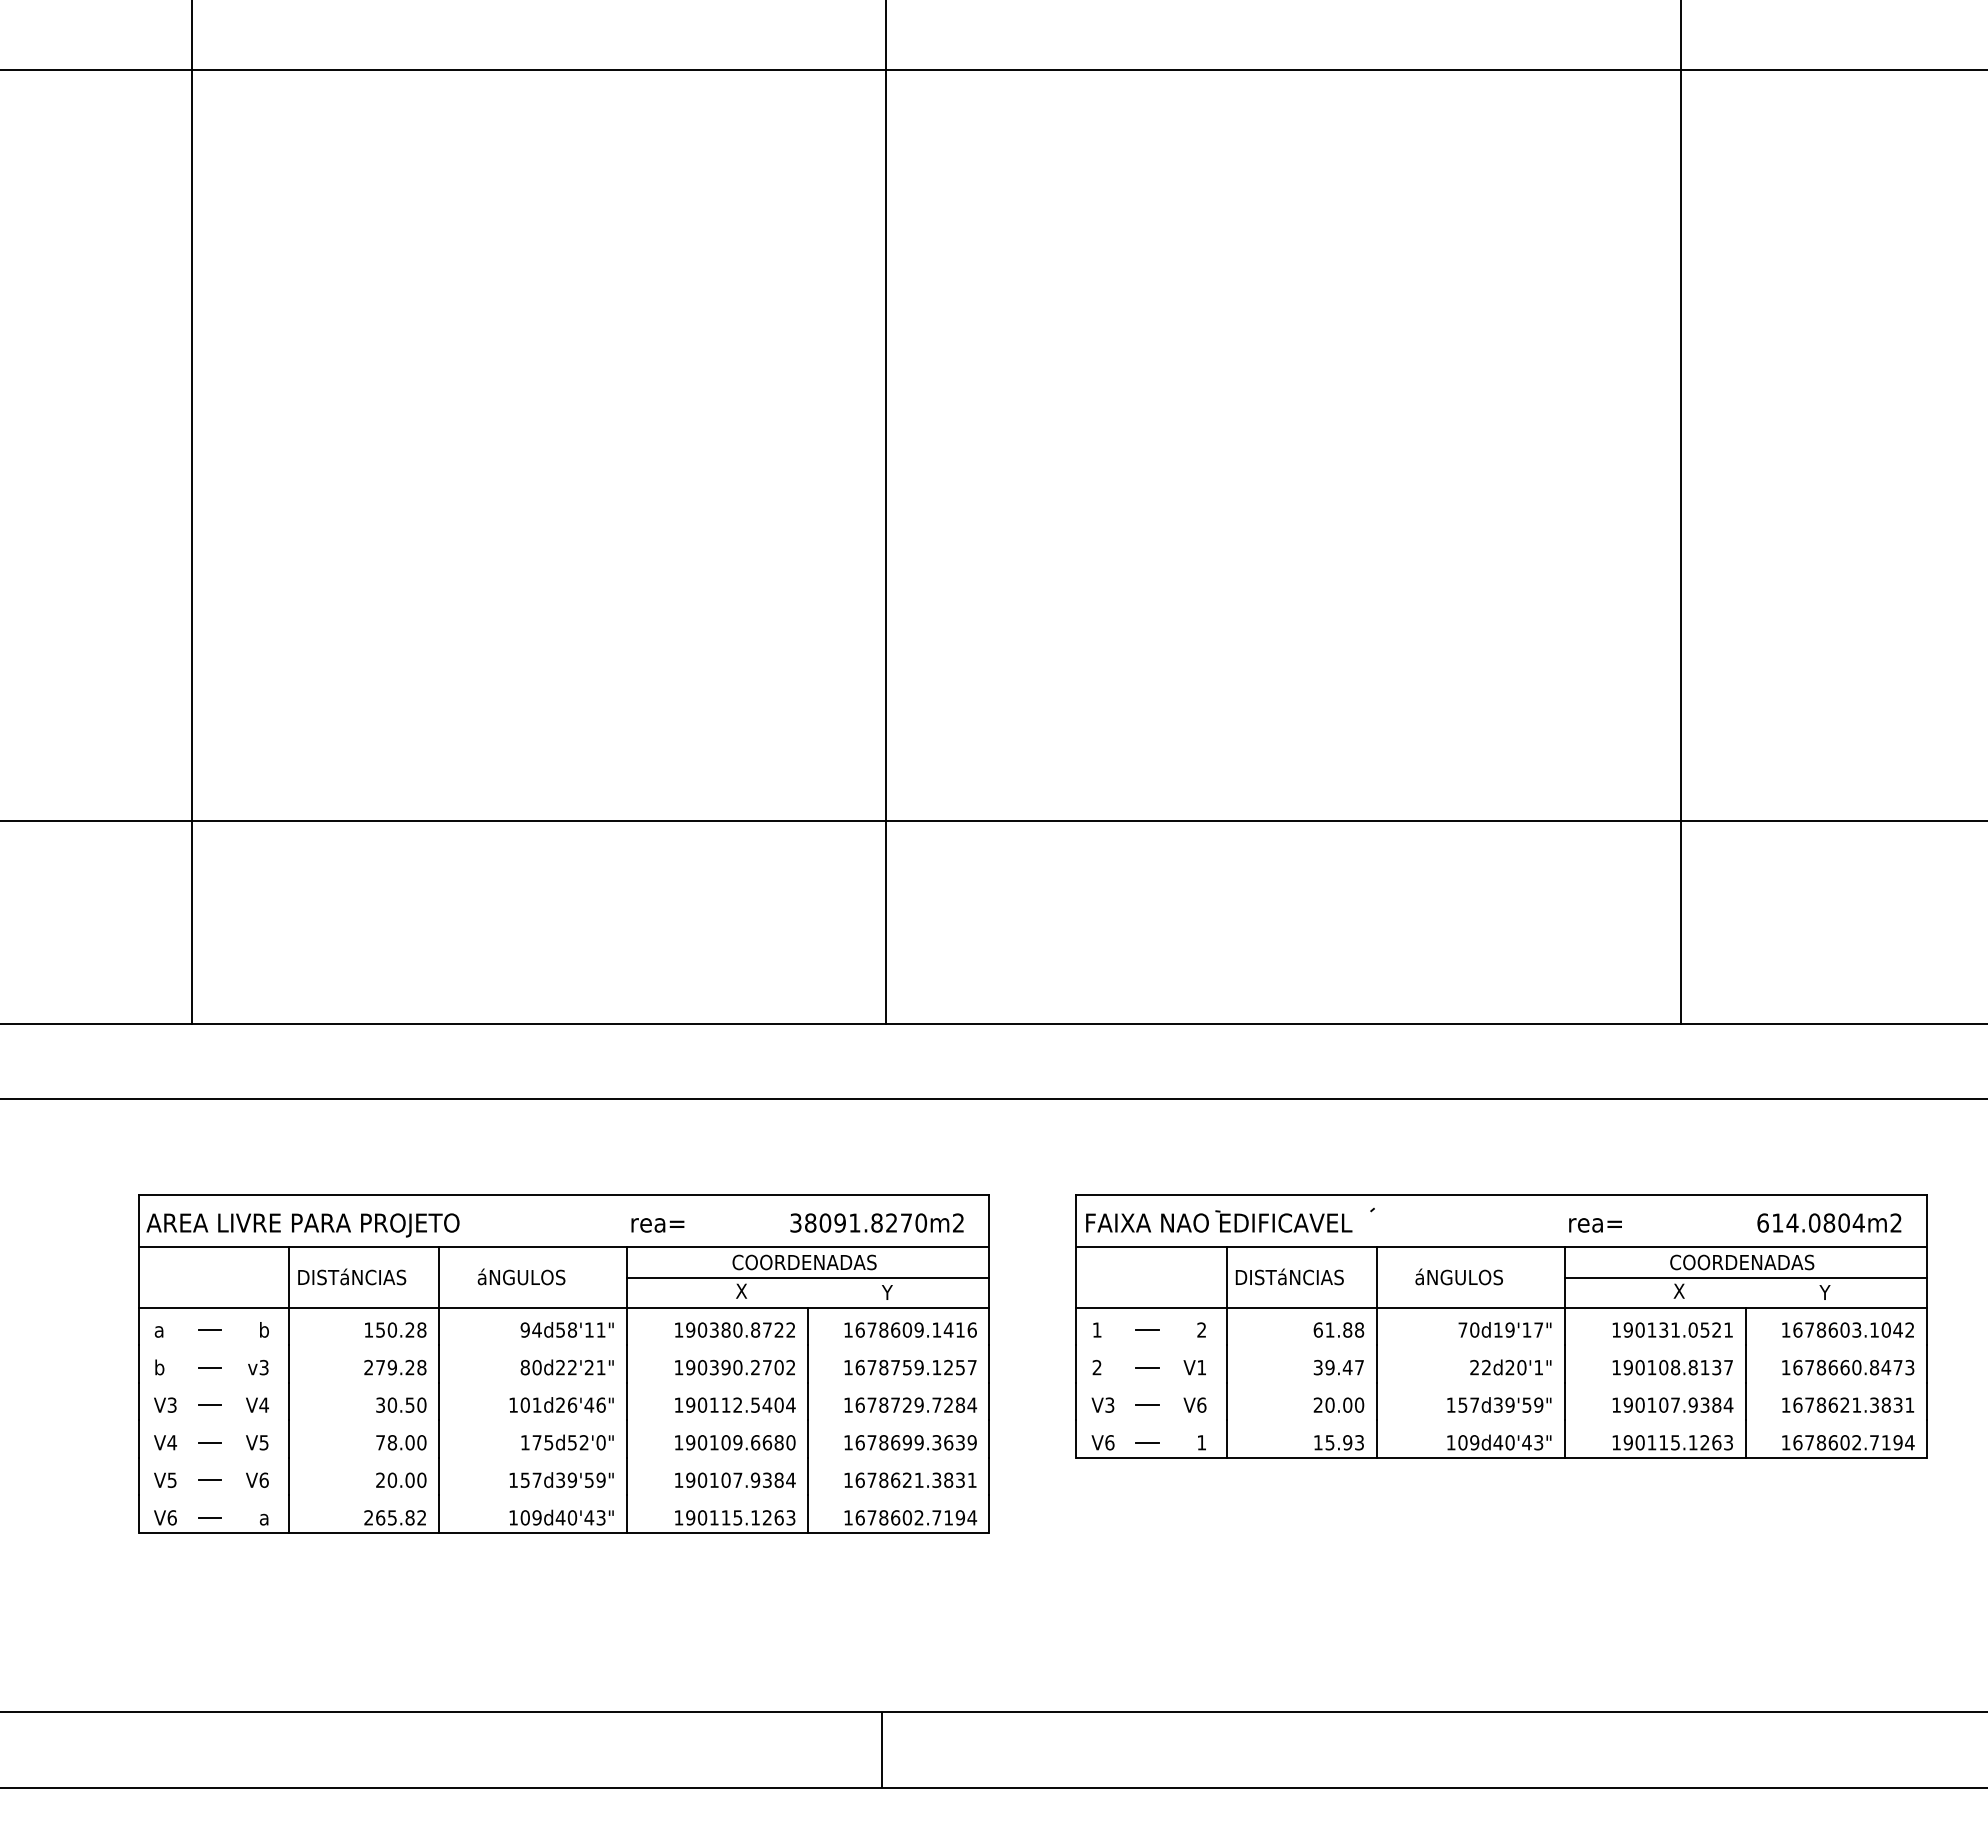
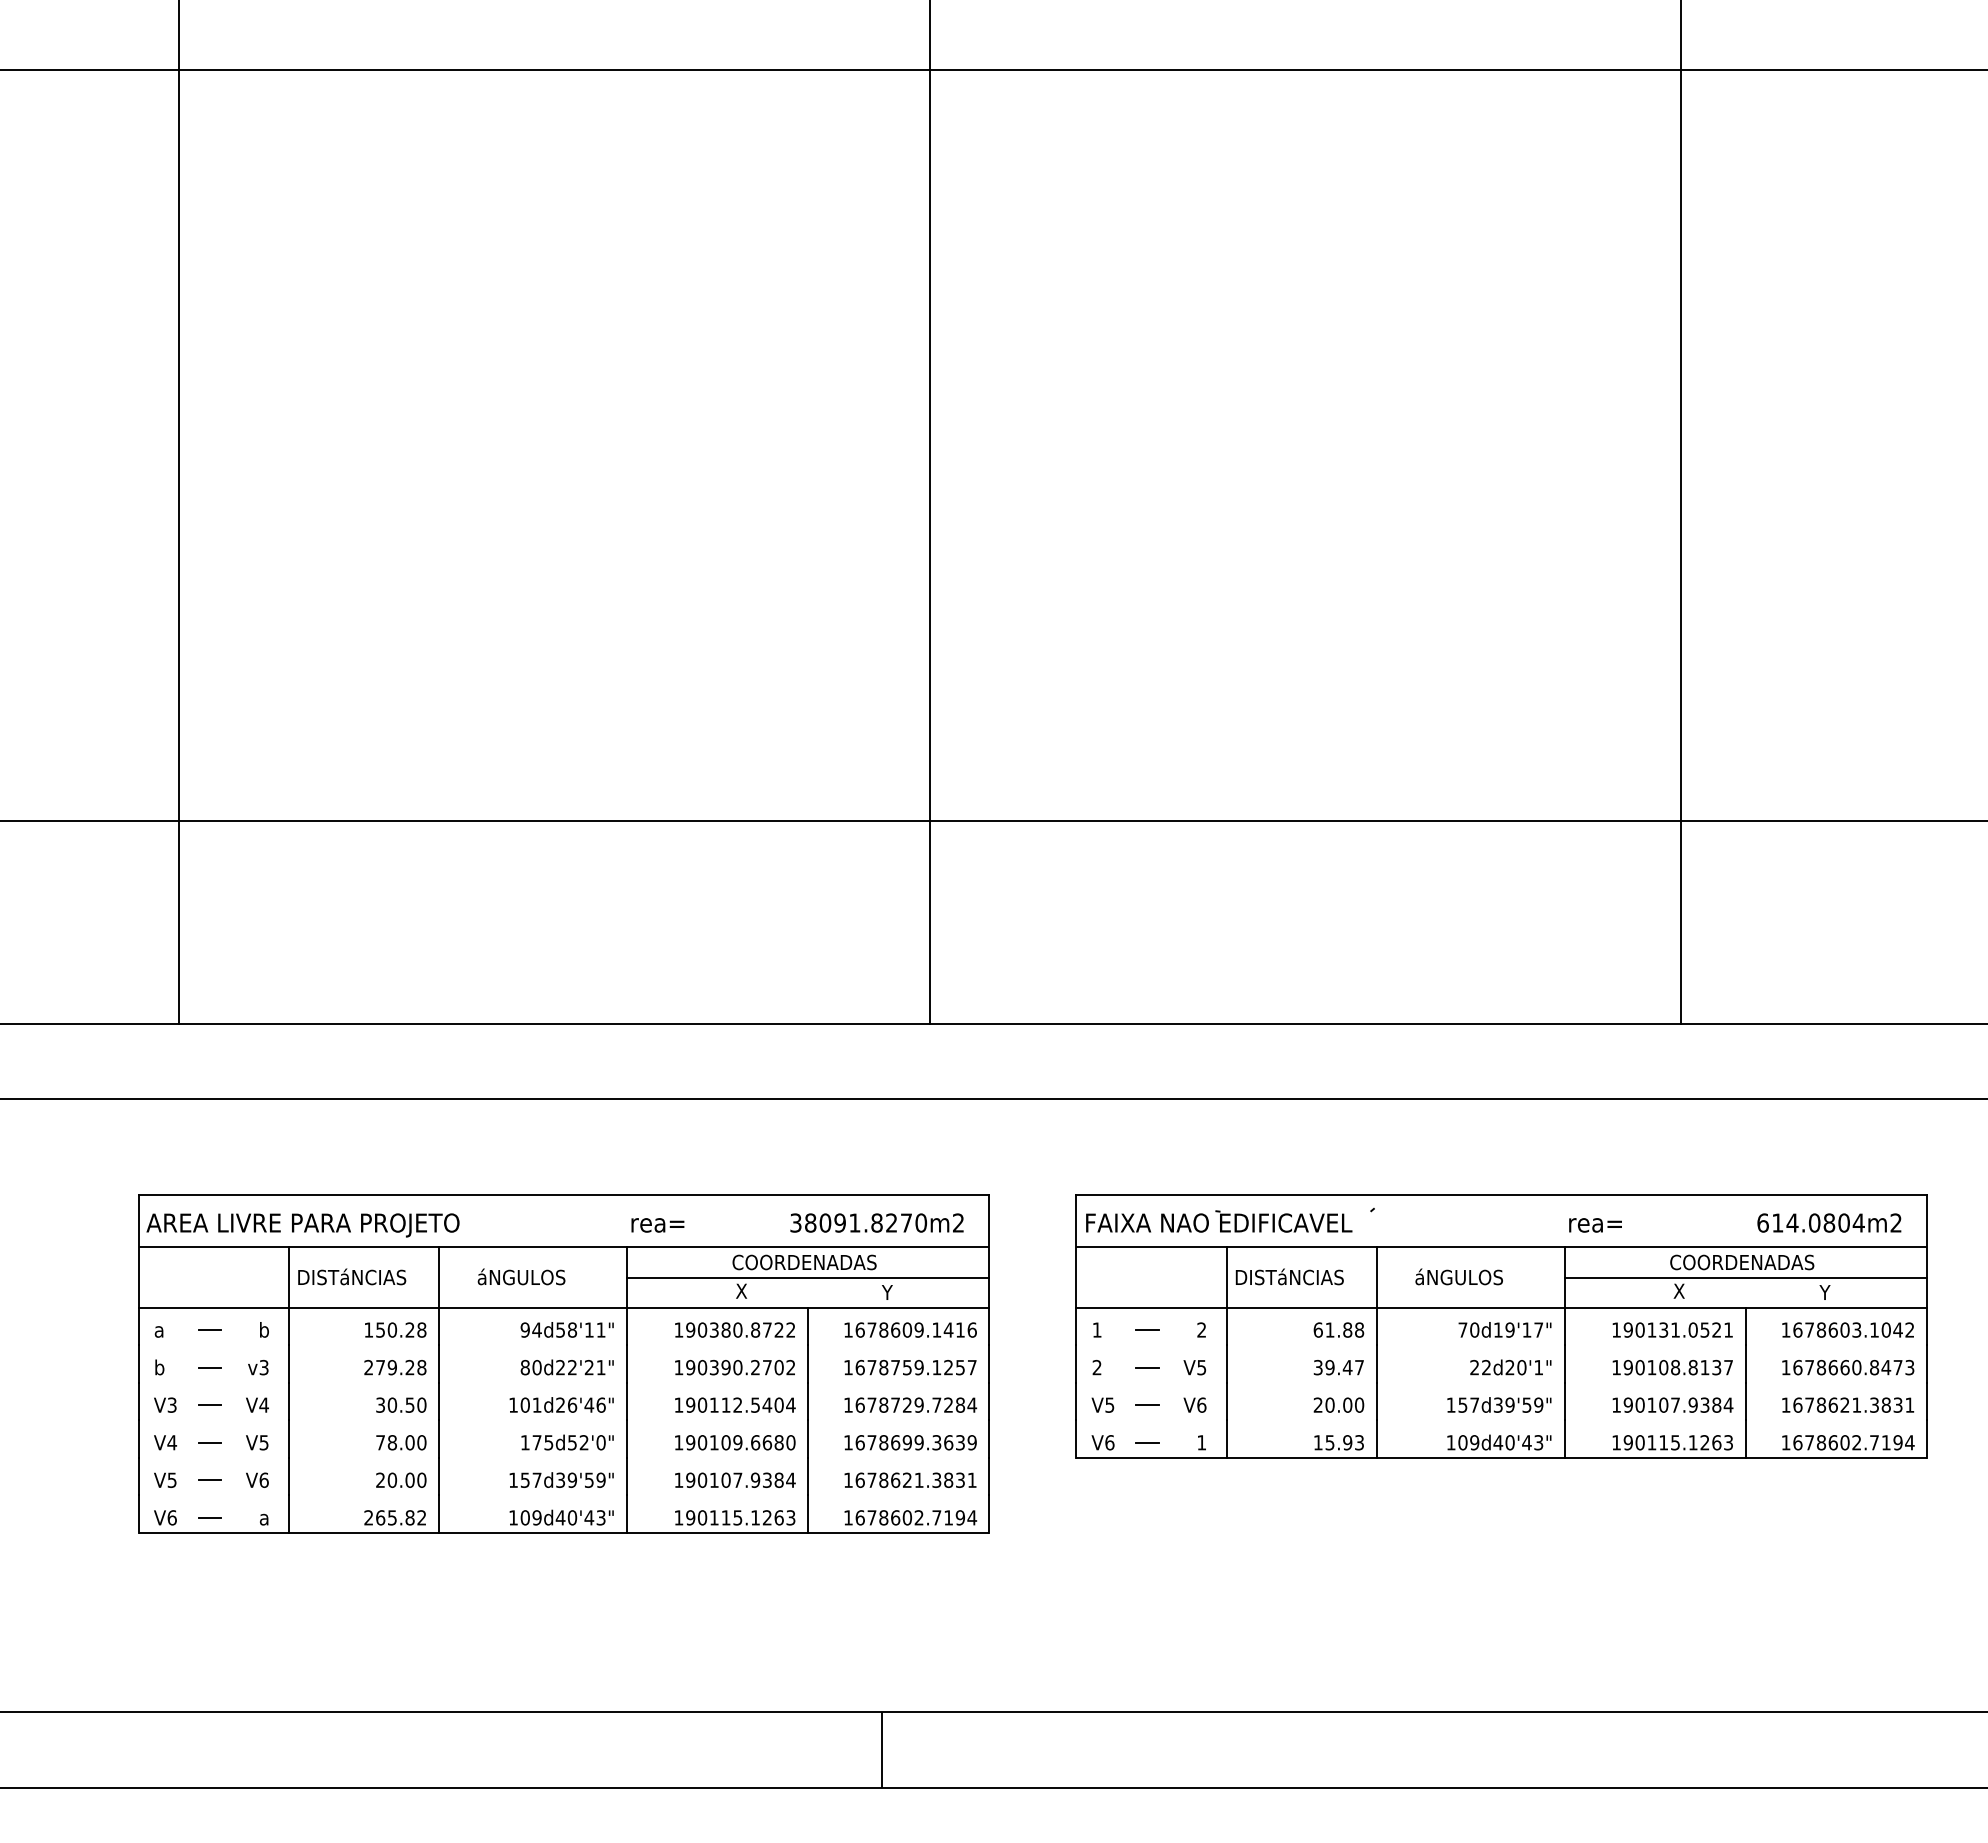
line position: (192, 512) -> (179, 512) (179, 512)
line position: (886, 512) -> (930, 512) (930, 512)
text: V1 -> V5 (1201, 1367)
text: V3 -> V5 (1109, 1404)
